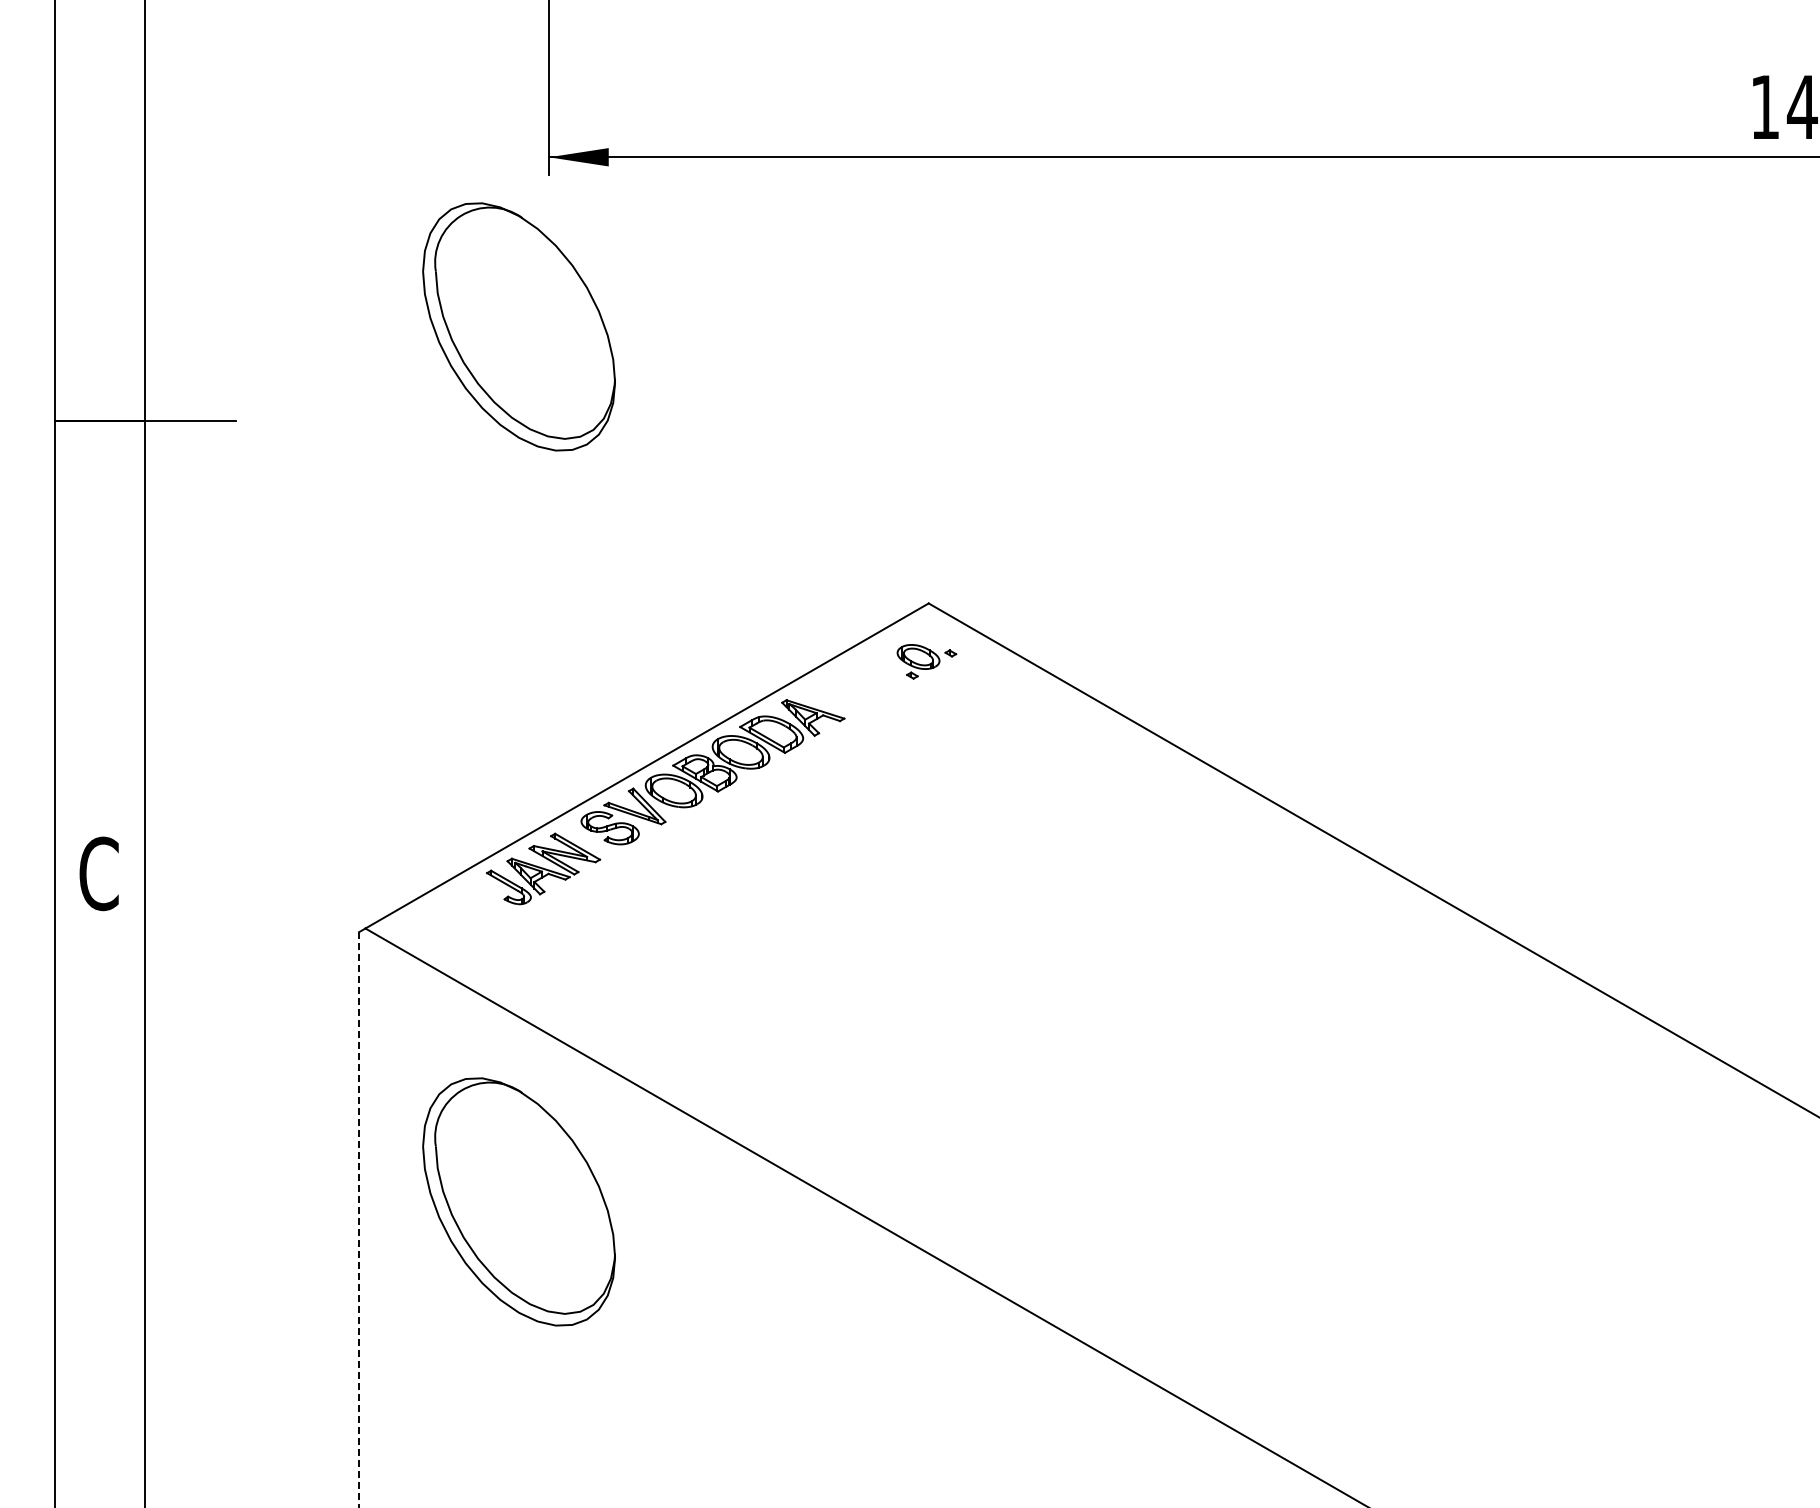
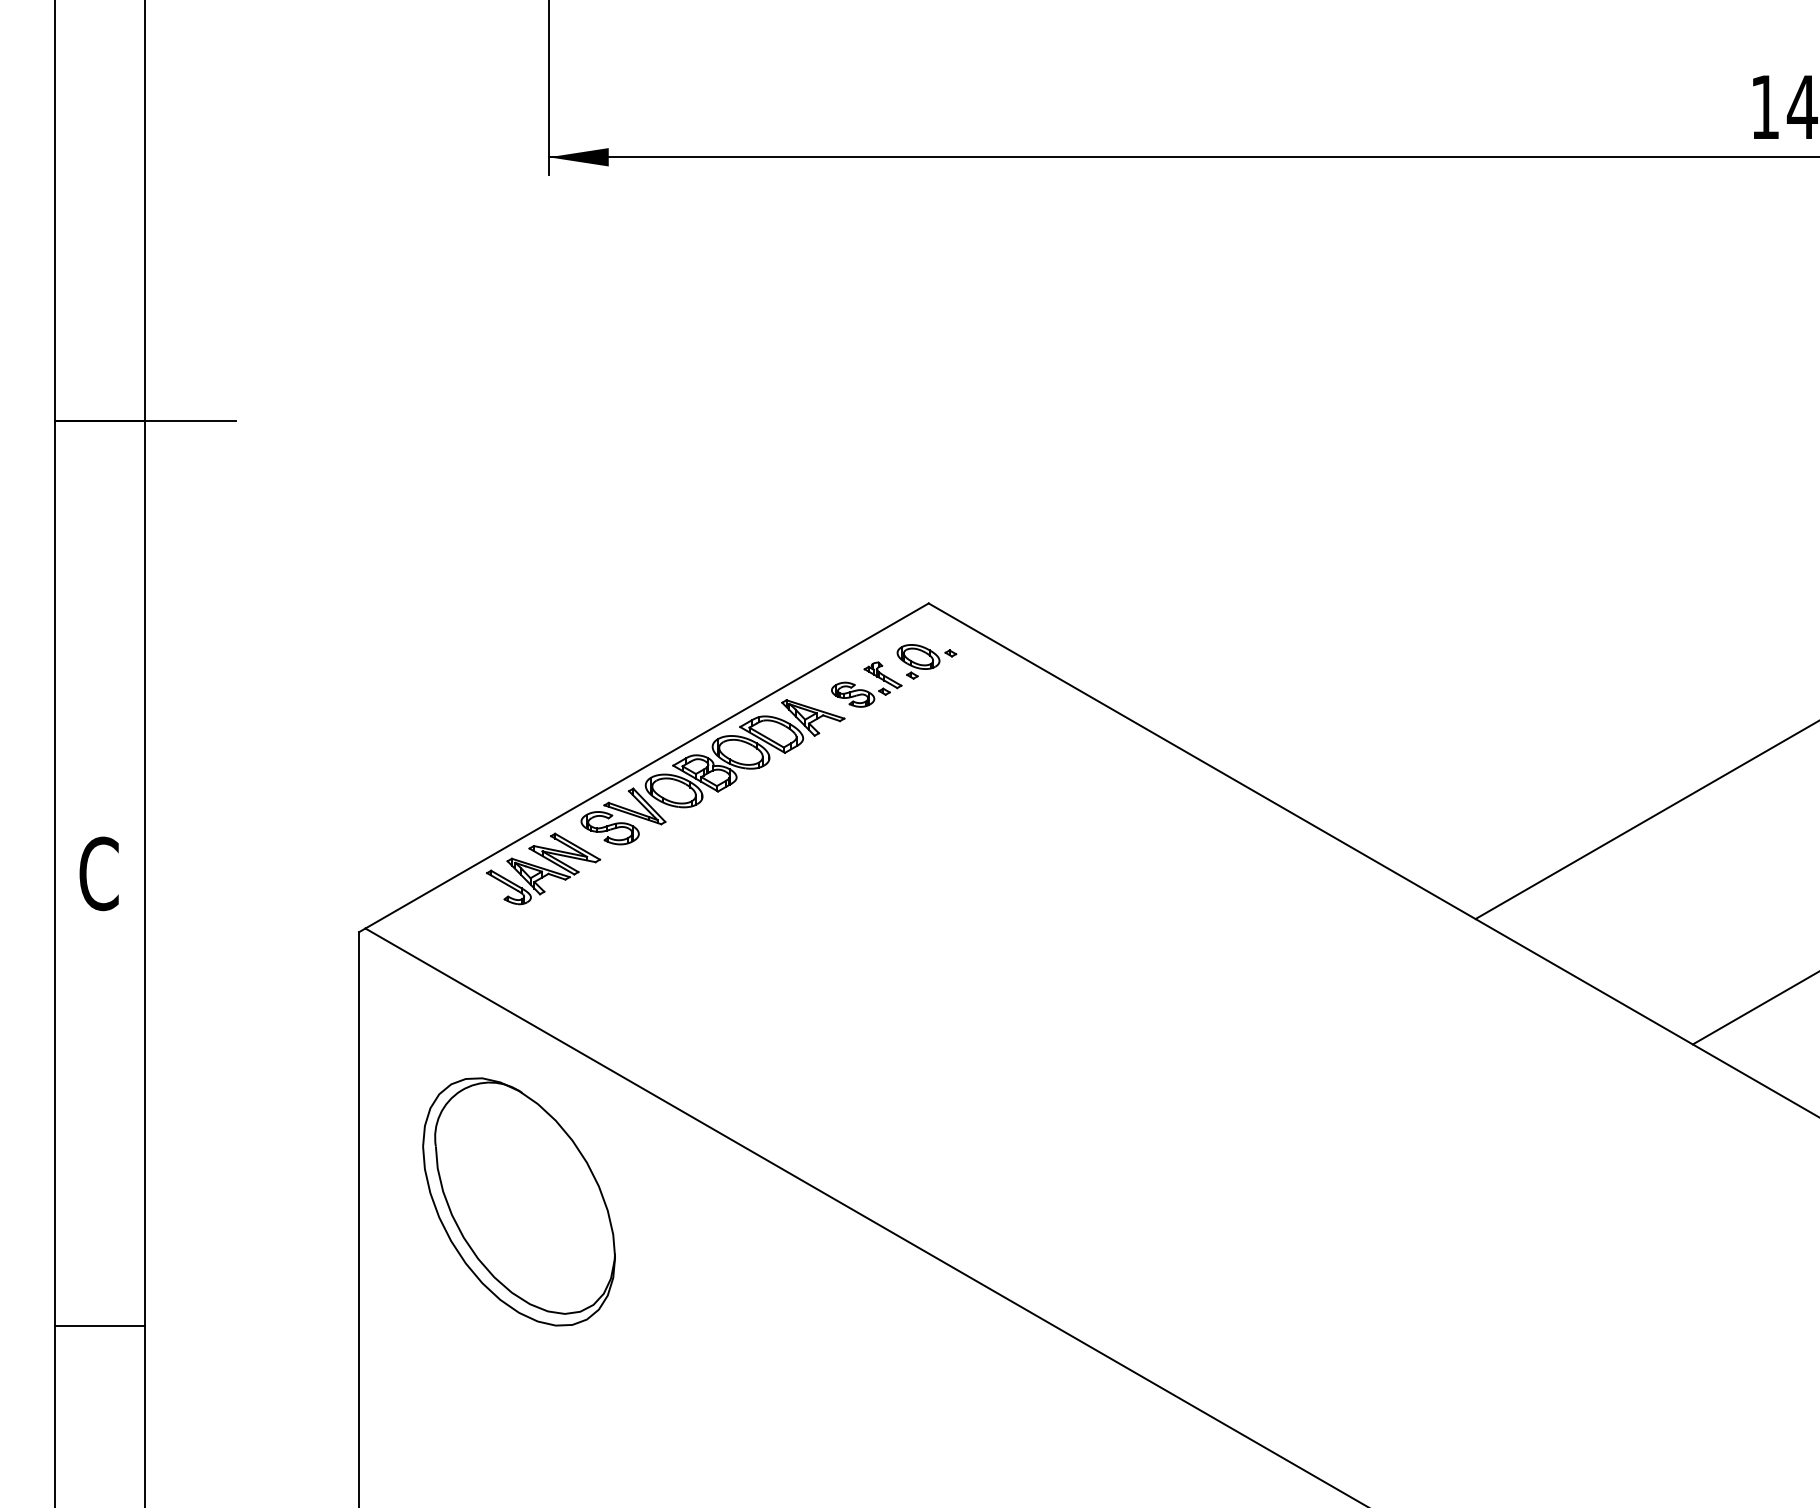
part: present -> none (518, 326)
part: none -> present (866, 684)
line: none -> present (1645, 820)
line: none -> present (1754, 1008)
line: dashed -> solid (359, 1220)
line: none -> present (99, 1326)
